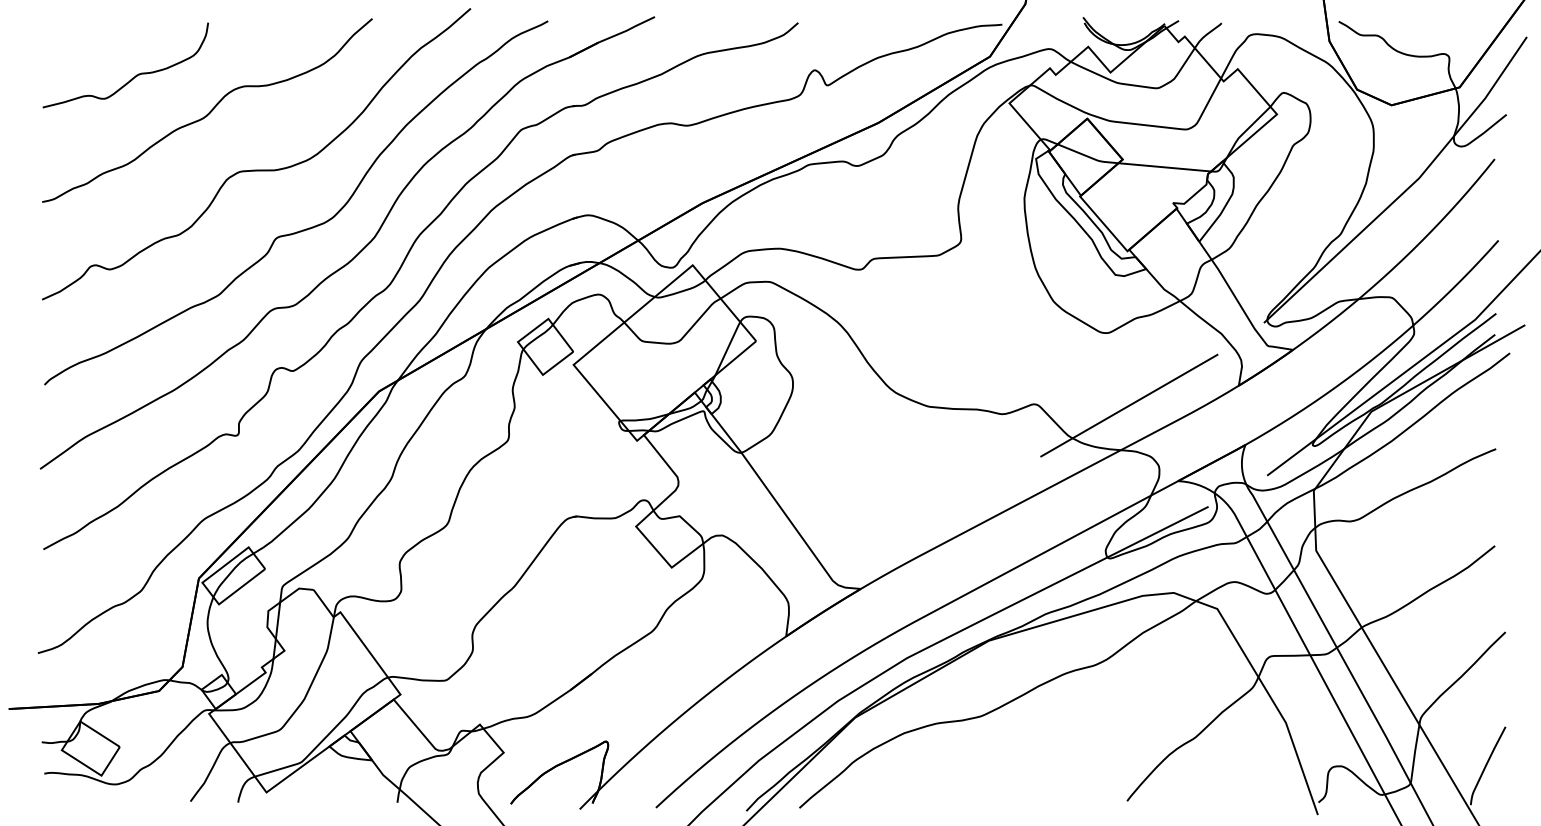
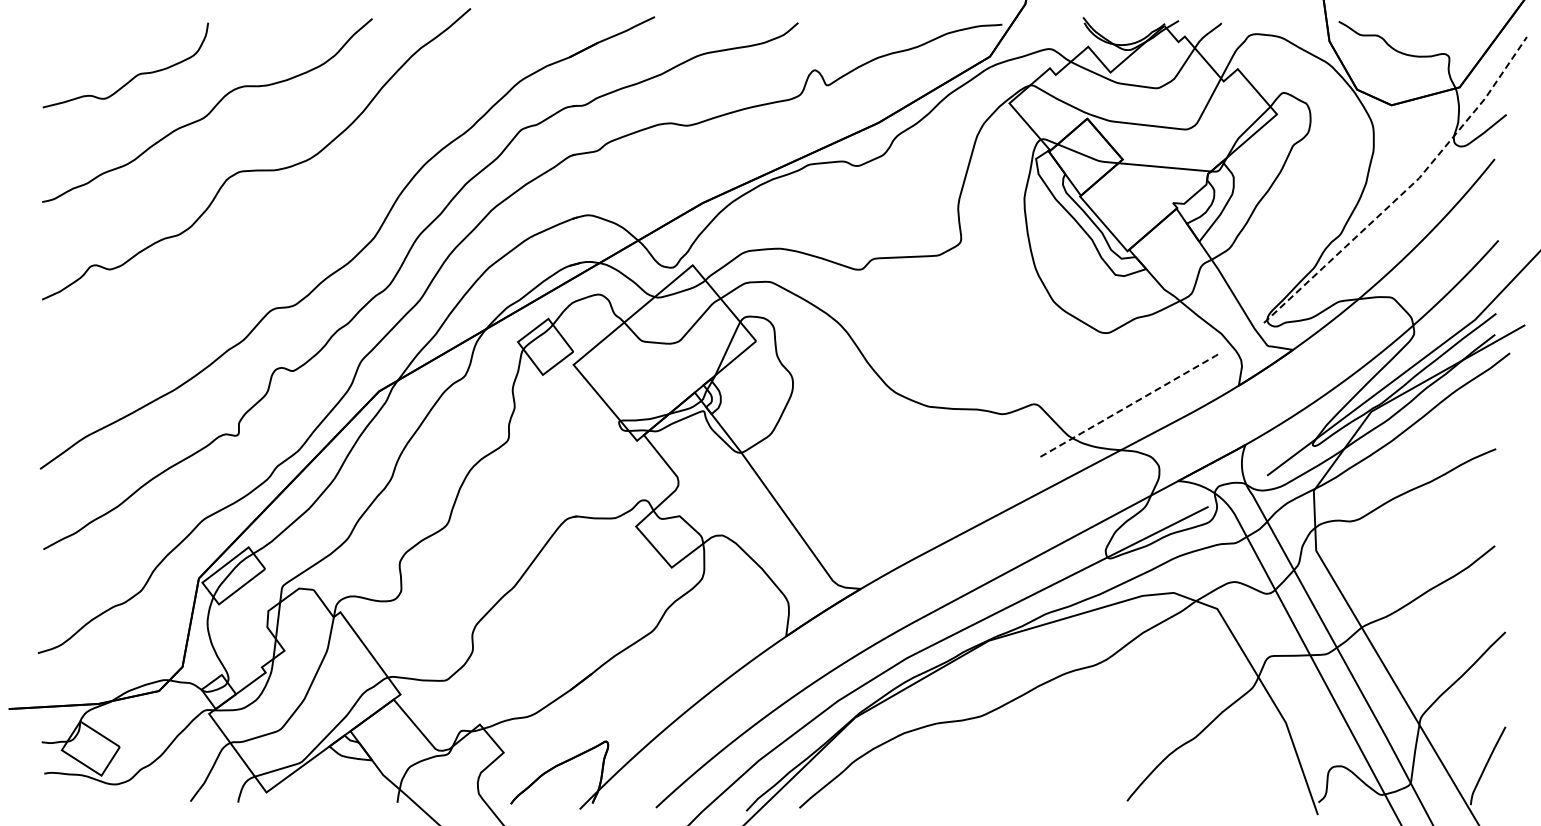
line: solid -> dashed (1407, 189)
curve: present -> none (305, 228)
line: solid -> dashed (1130, 405)
